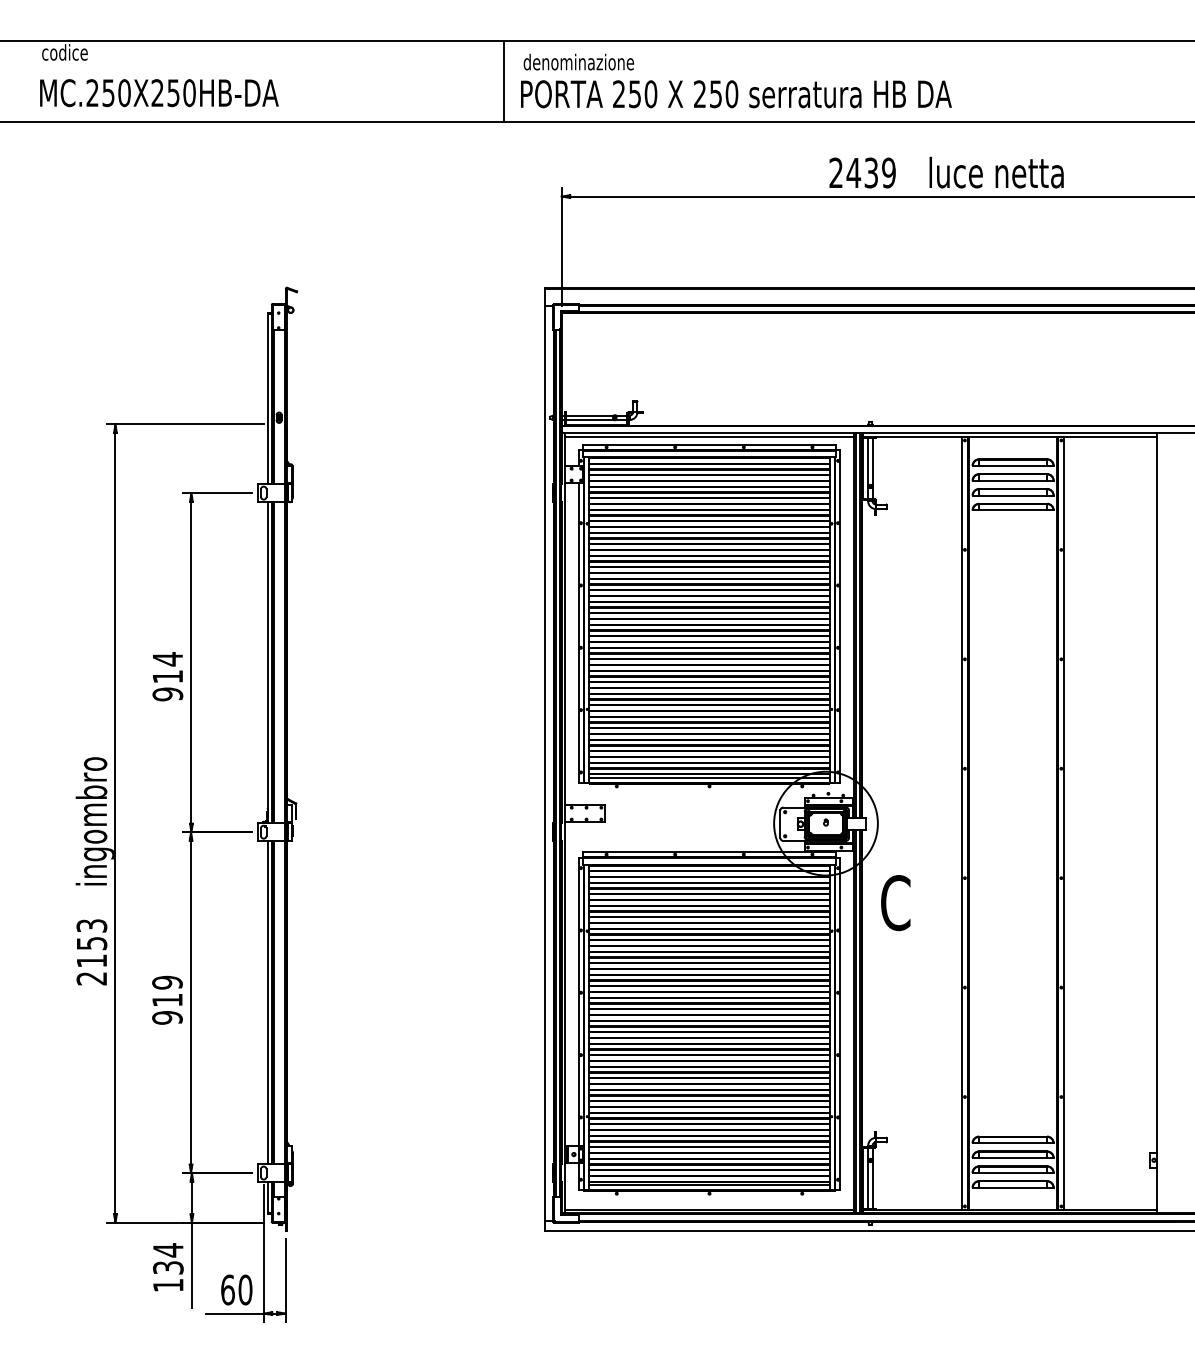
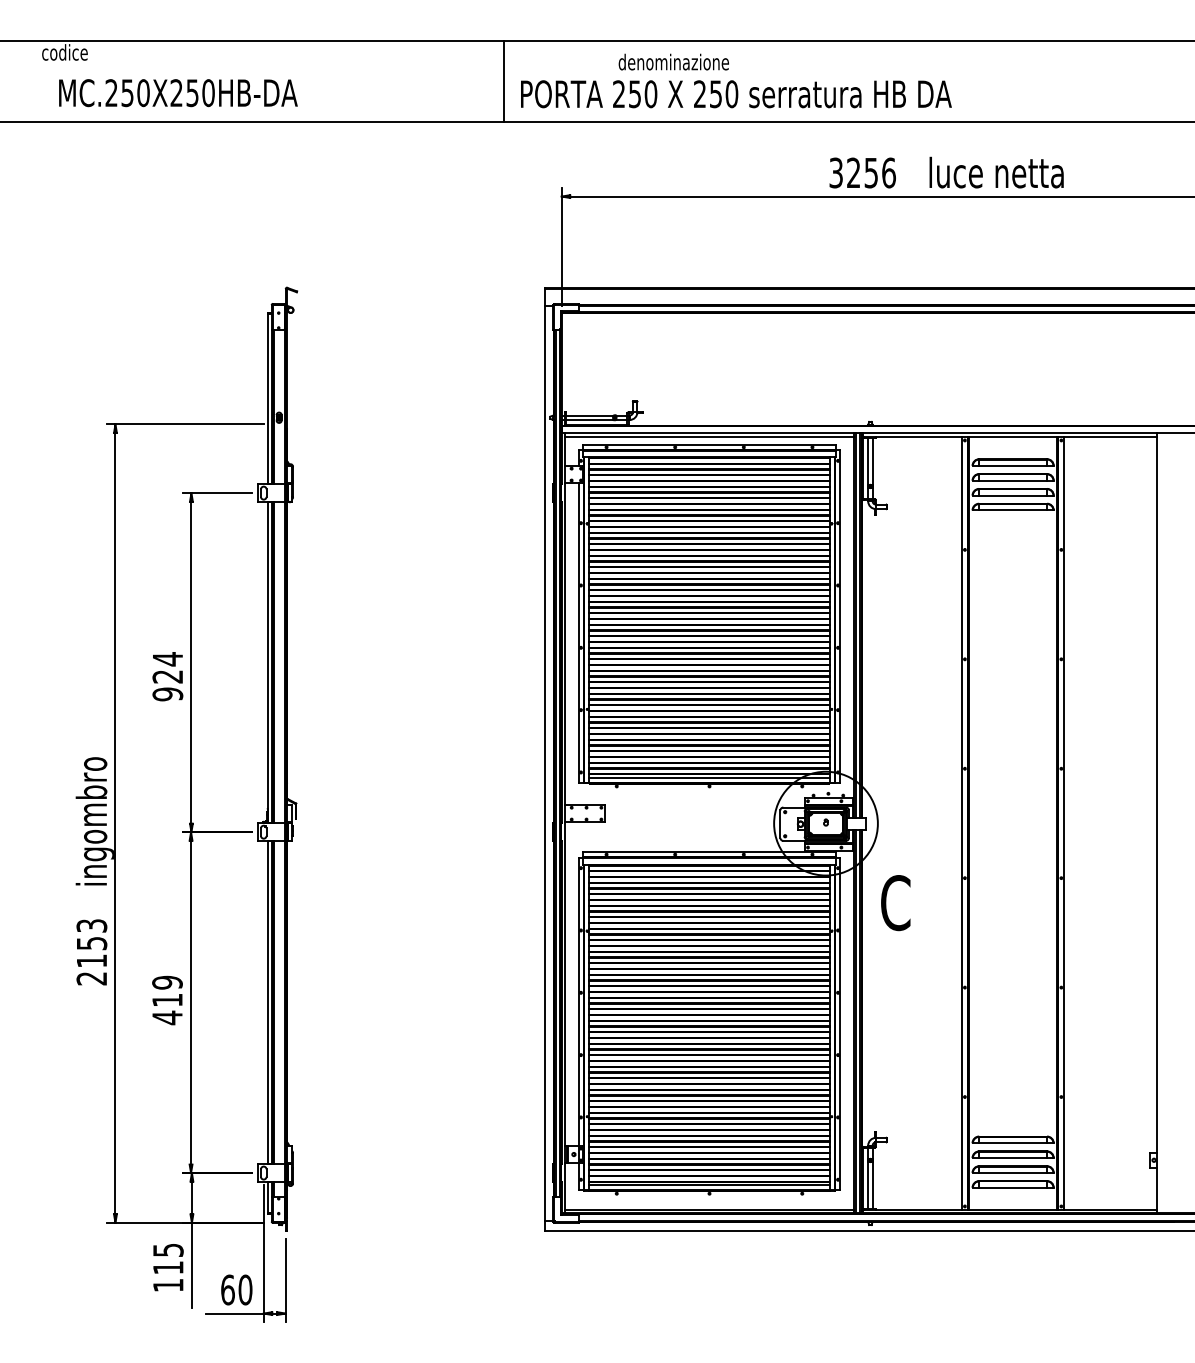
text position: (578, 61) -> (673, 61) (673, 61)
text position: (159, 93) -> (178, 93) (178, 93)
text: 2439 -> 3256 (862, 172)
text: 914 -> 924 (167, 676)
text: 919 -> 419 (167, 1017)
text: 134 -> 115 (168, 1258)
